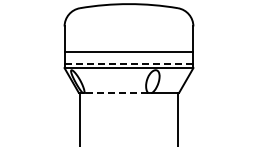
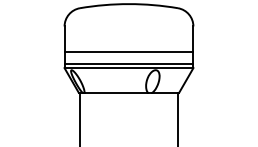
line: dashed -> solid (128, 63)
line: dashed -> solid (116, 92)
